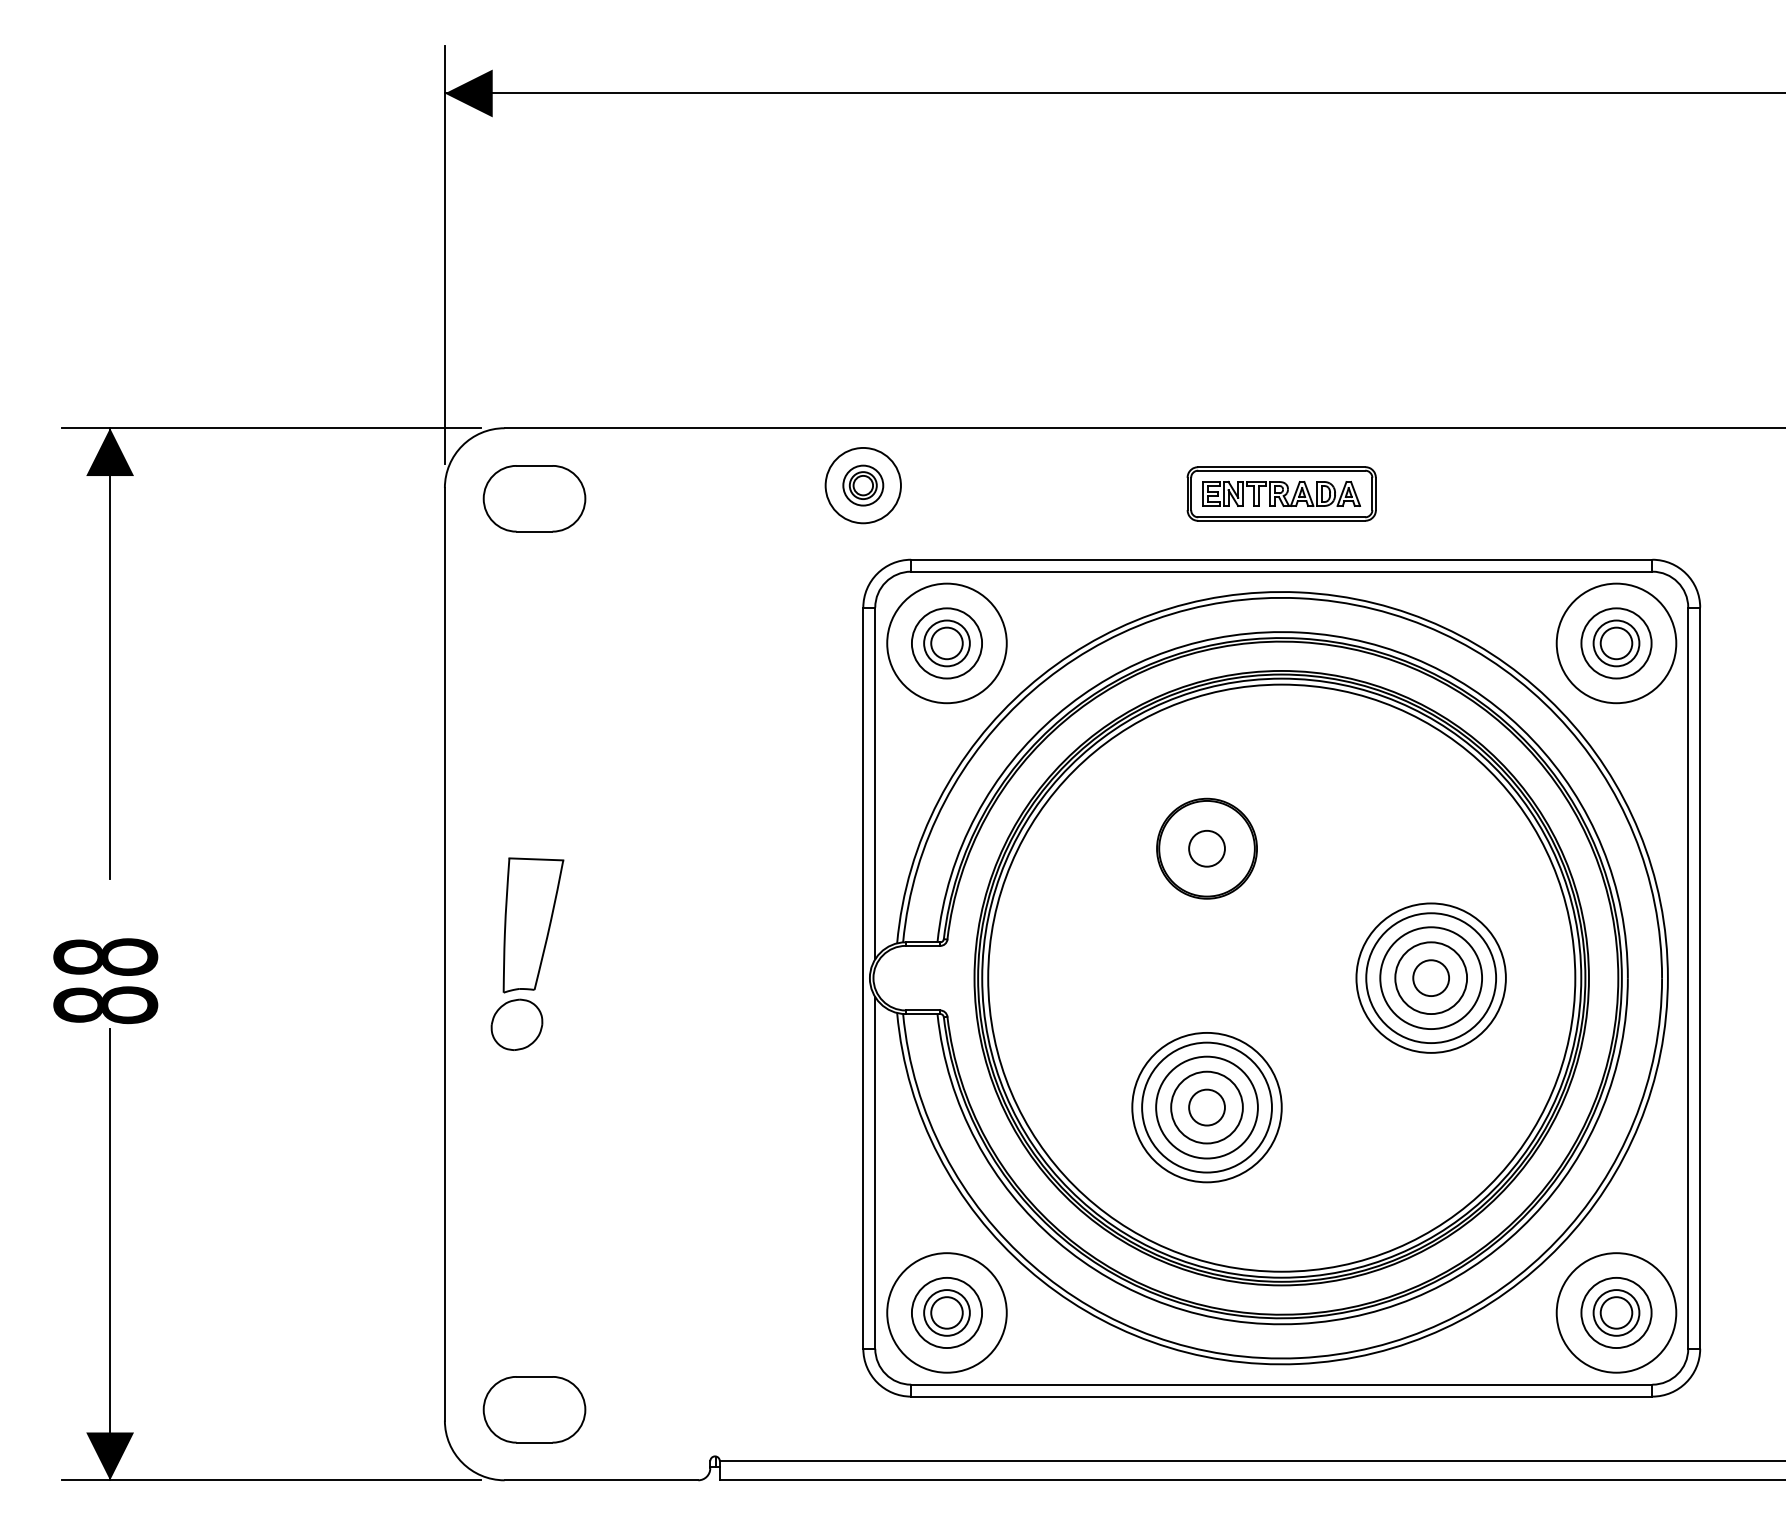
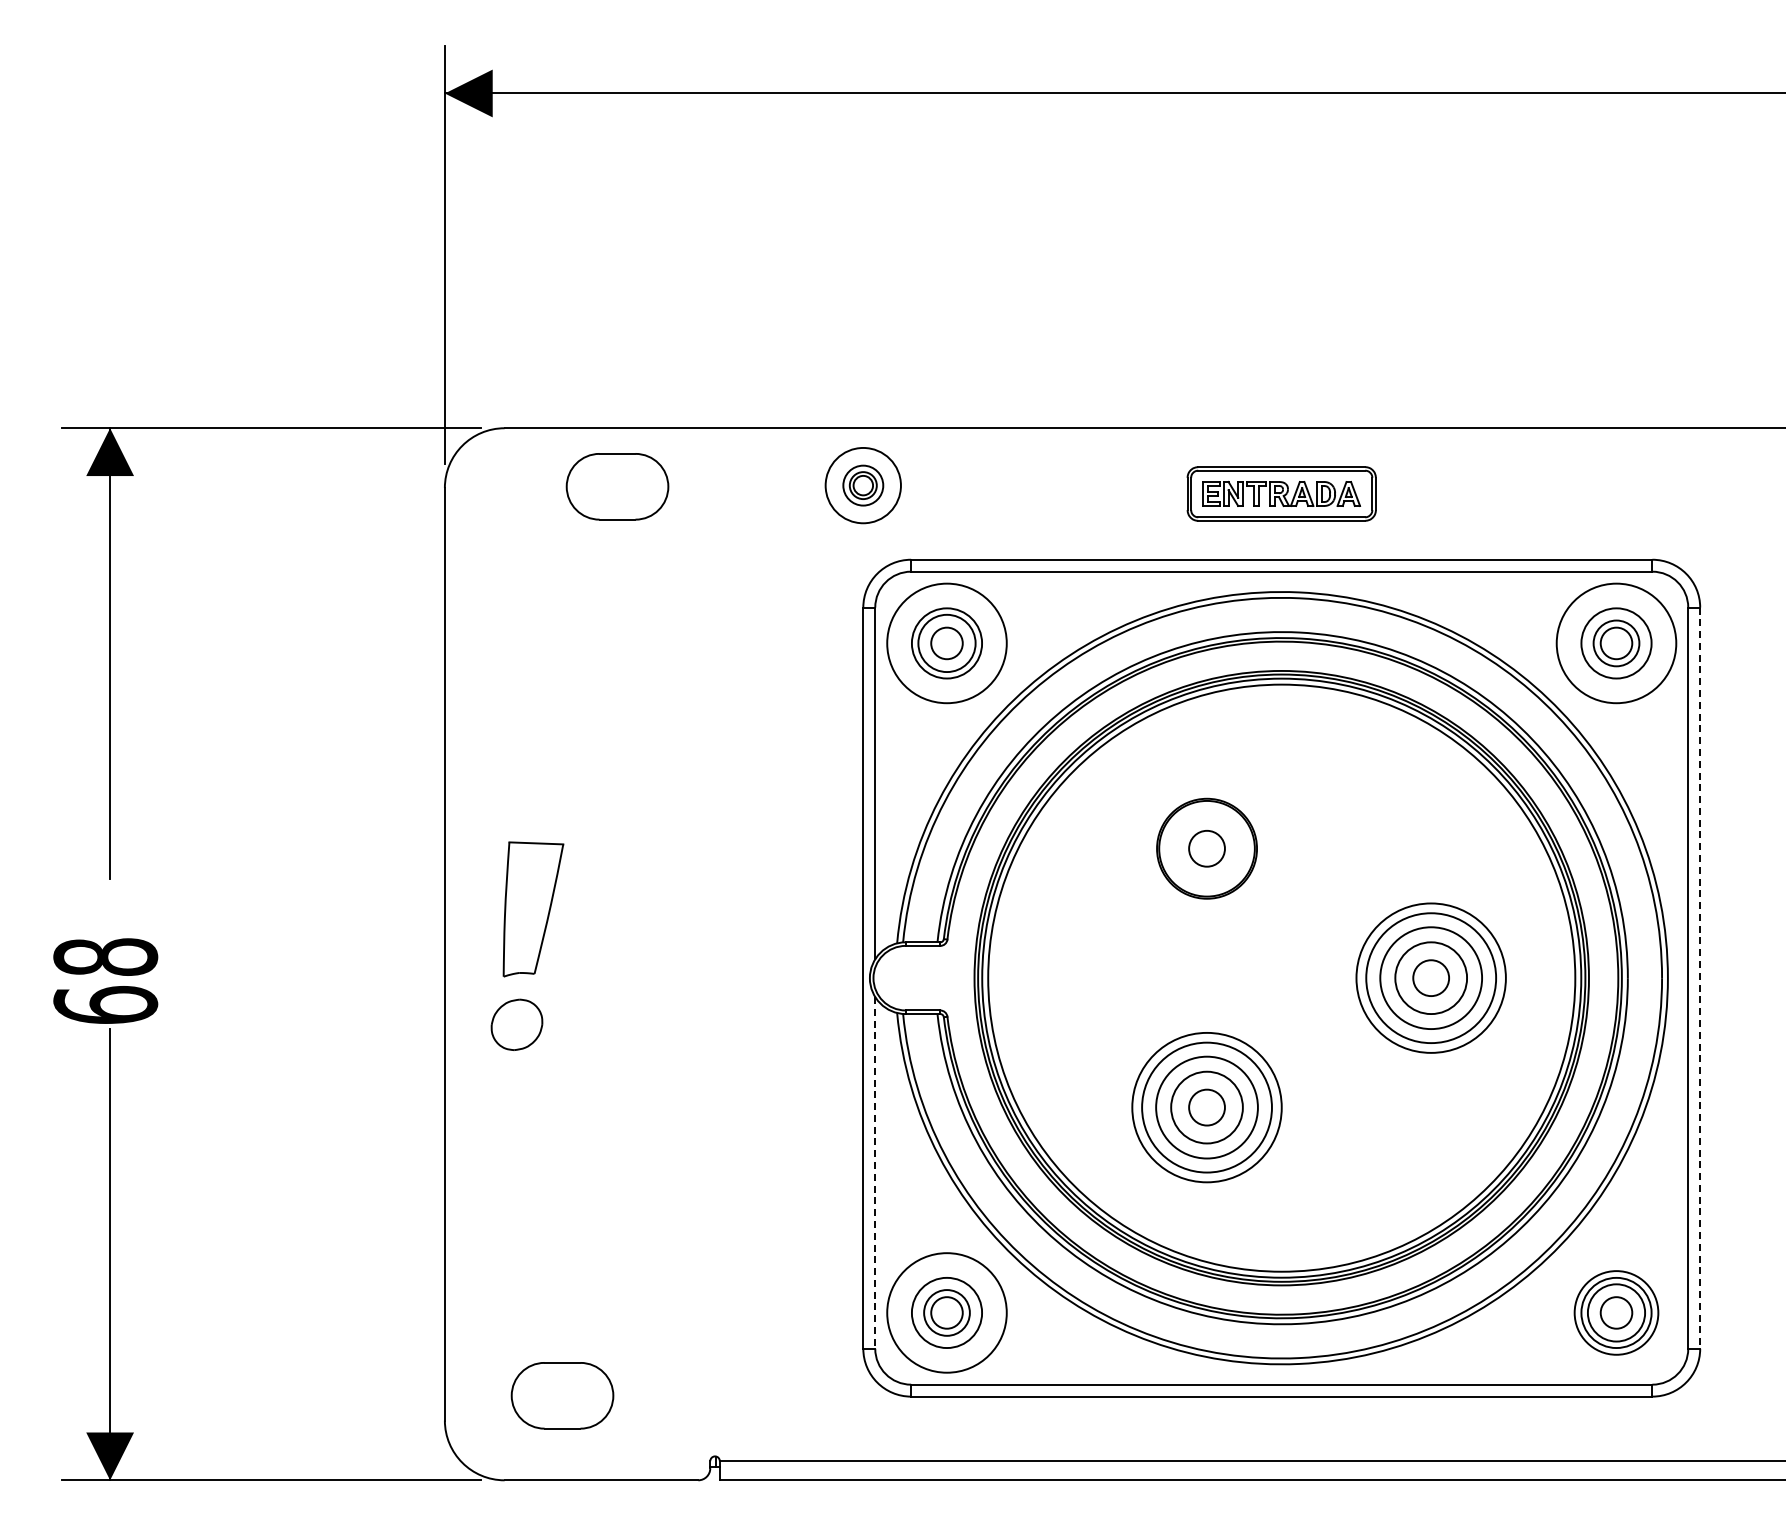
part position: (534, 498) -> (617, 486) (617, 486)
circle diameter: 46 px -> 57 px (946, 643)
part position: (533, 925) -> (533, 909) (533, 909)
line: solid -> dashed (1700, 978)
text: 88 -> 68 (105, 1005)
line: solid -> dashed (875, 1172)
circle diameter: 120 px -> 84 px (1616, 1312)
circle diameter: 46 px -> 57 px (1616, 1312)
part position: (534, 1409) -> (562, 1395) (562, 1395)
